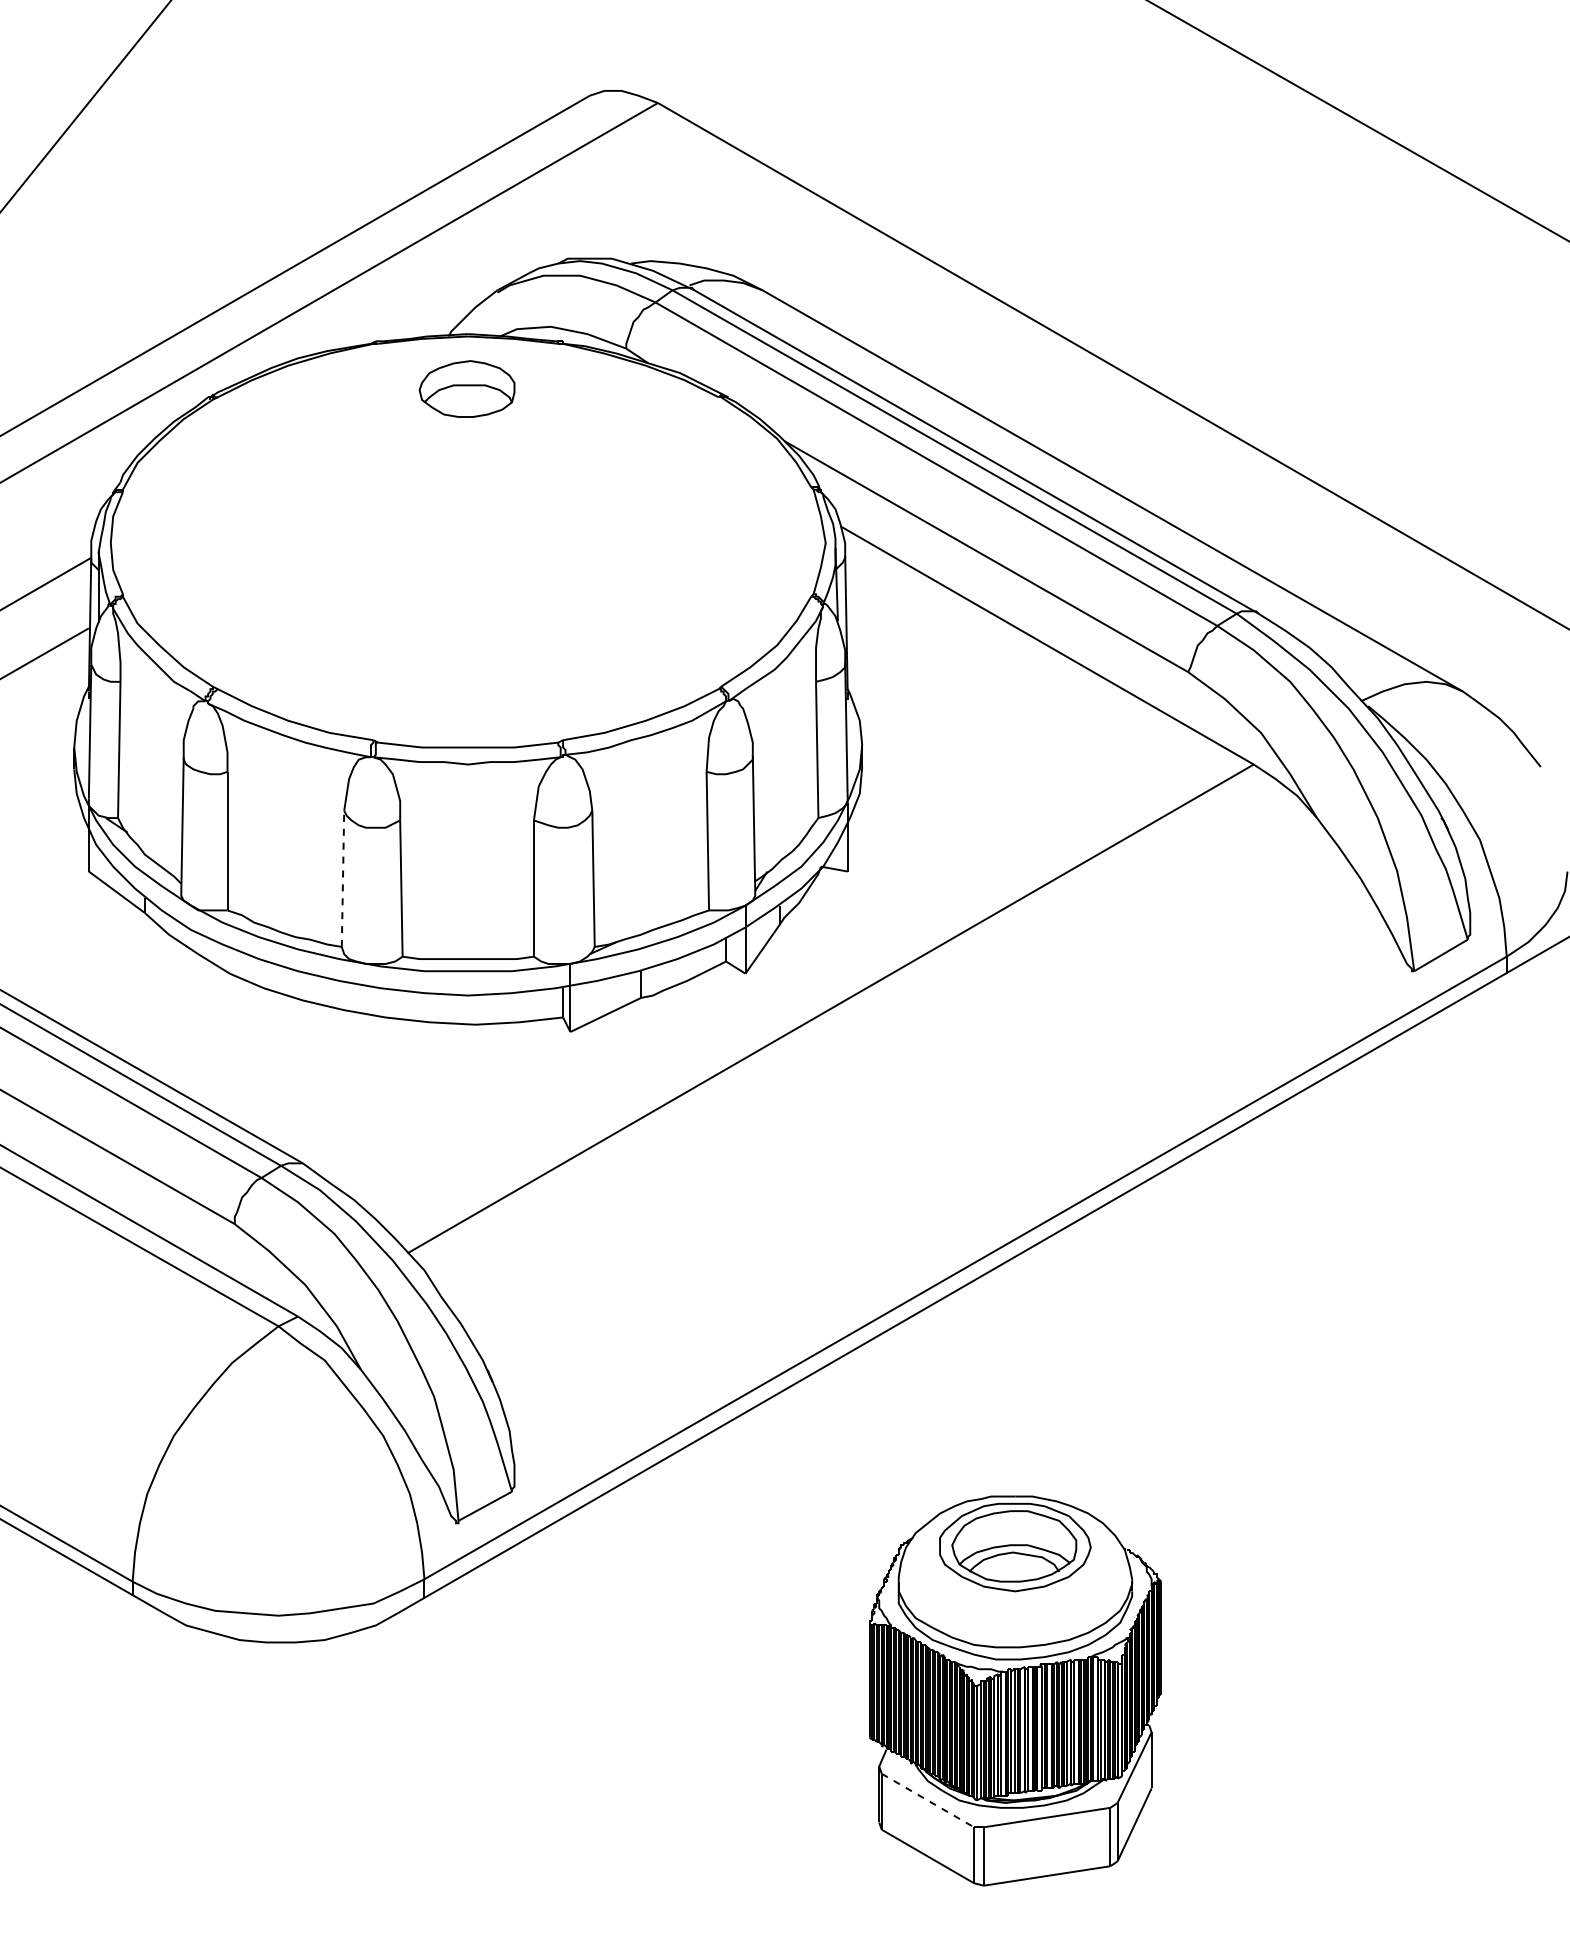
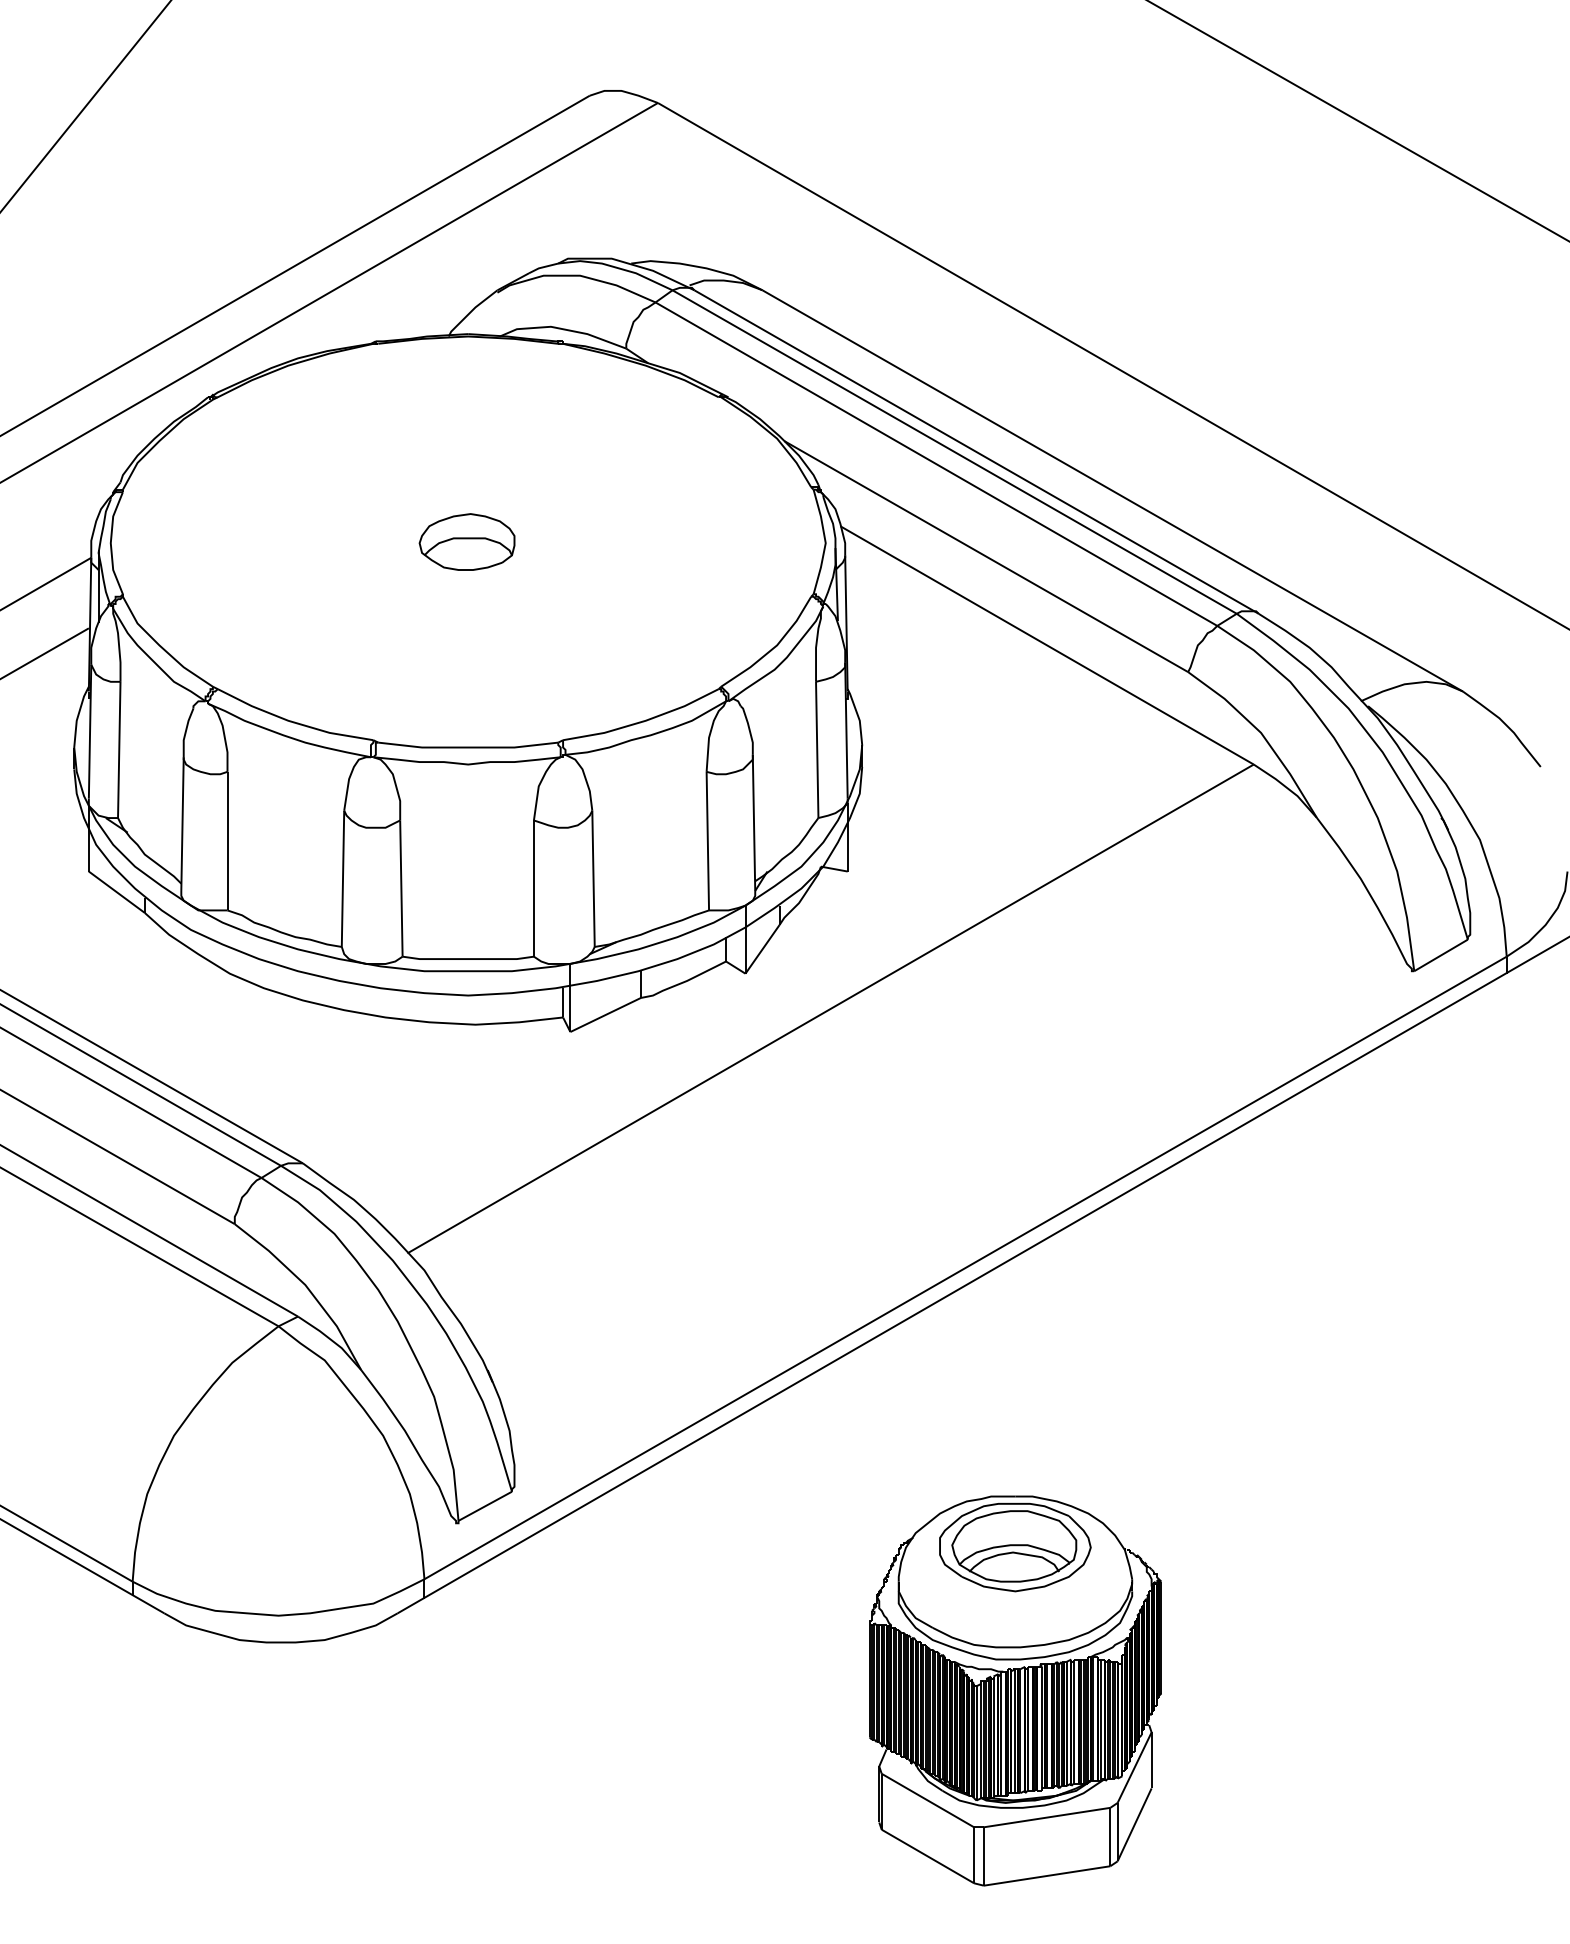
part position: (466, 388) -> (466, 541) (466, 541)
line: dashed -> solid (343, 878)
line: dashed -> solid (928, 1800)
